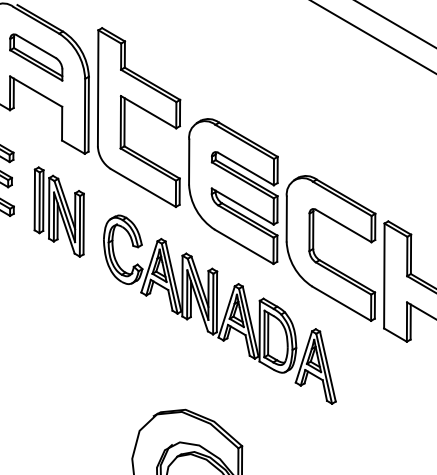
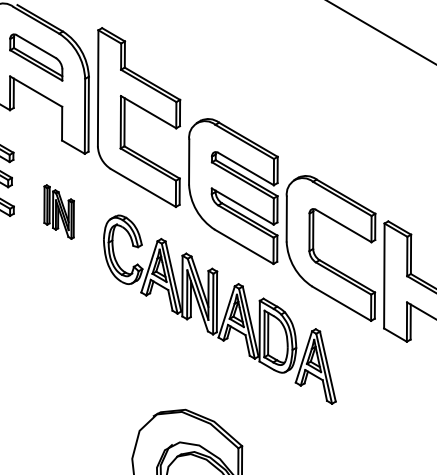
line: present -> none (395, 24)
line position: (373, 37) -> (381, 32) (381, 32)
part size: 52x92 px -> 32x56 px (58, 211)
